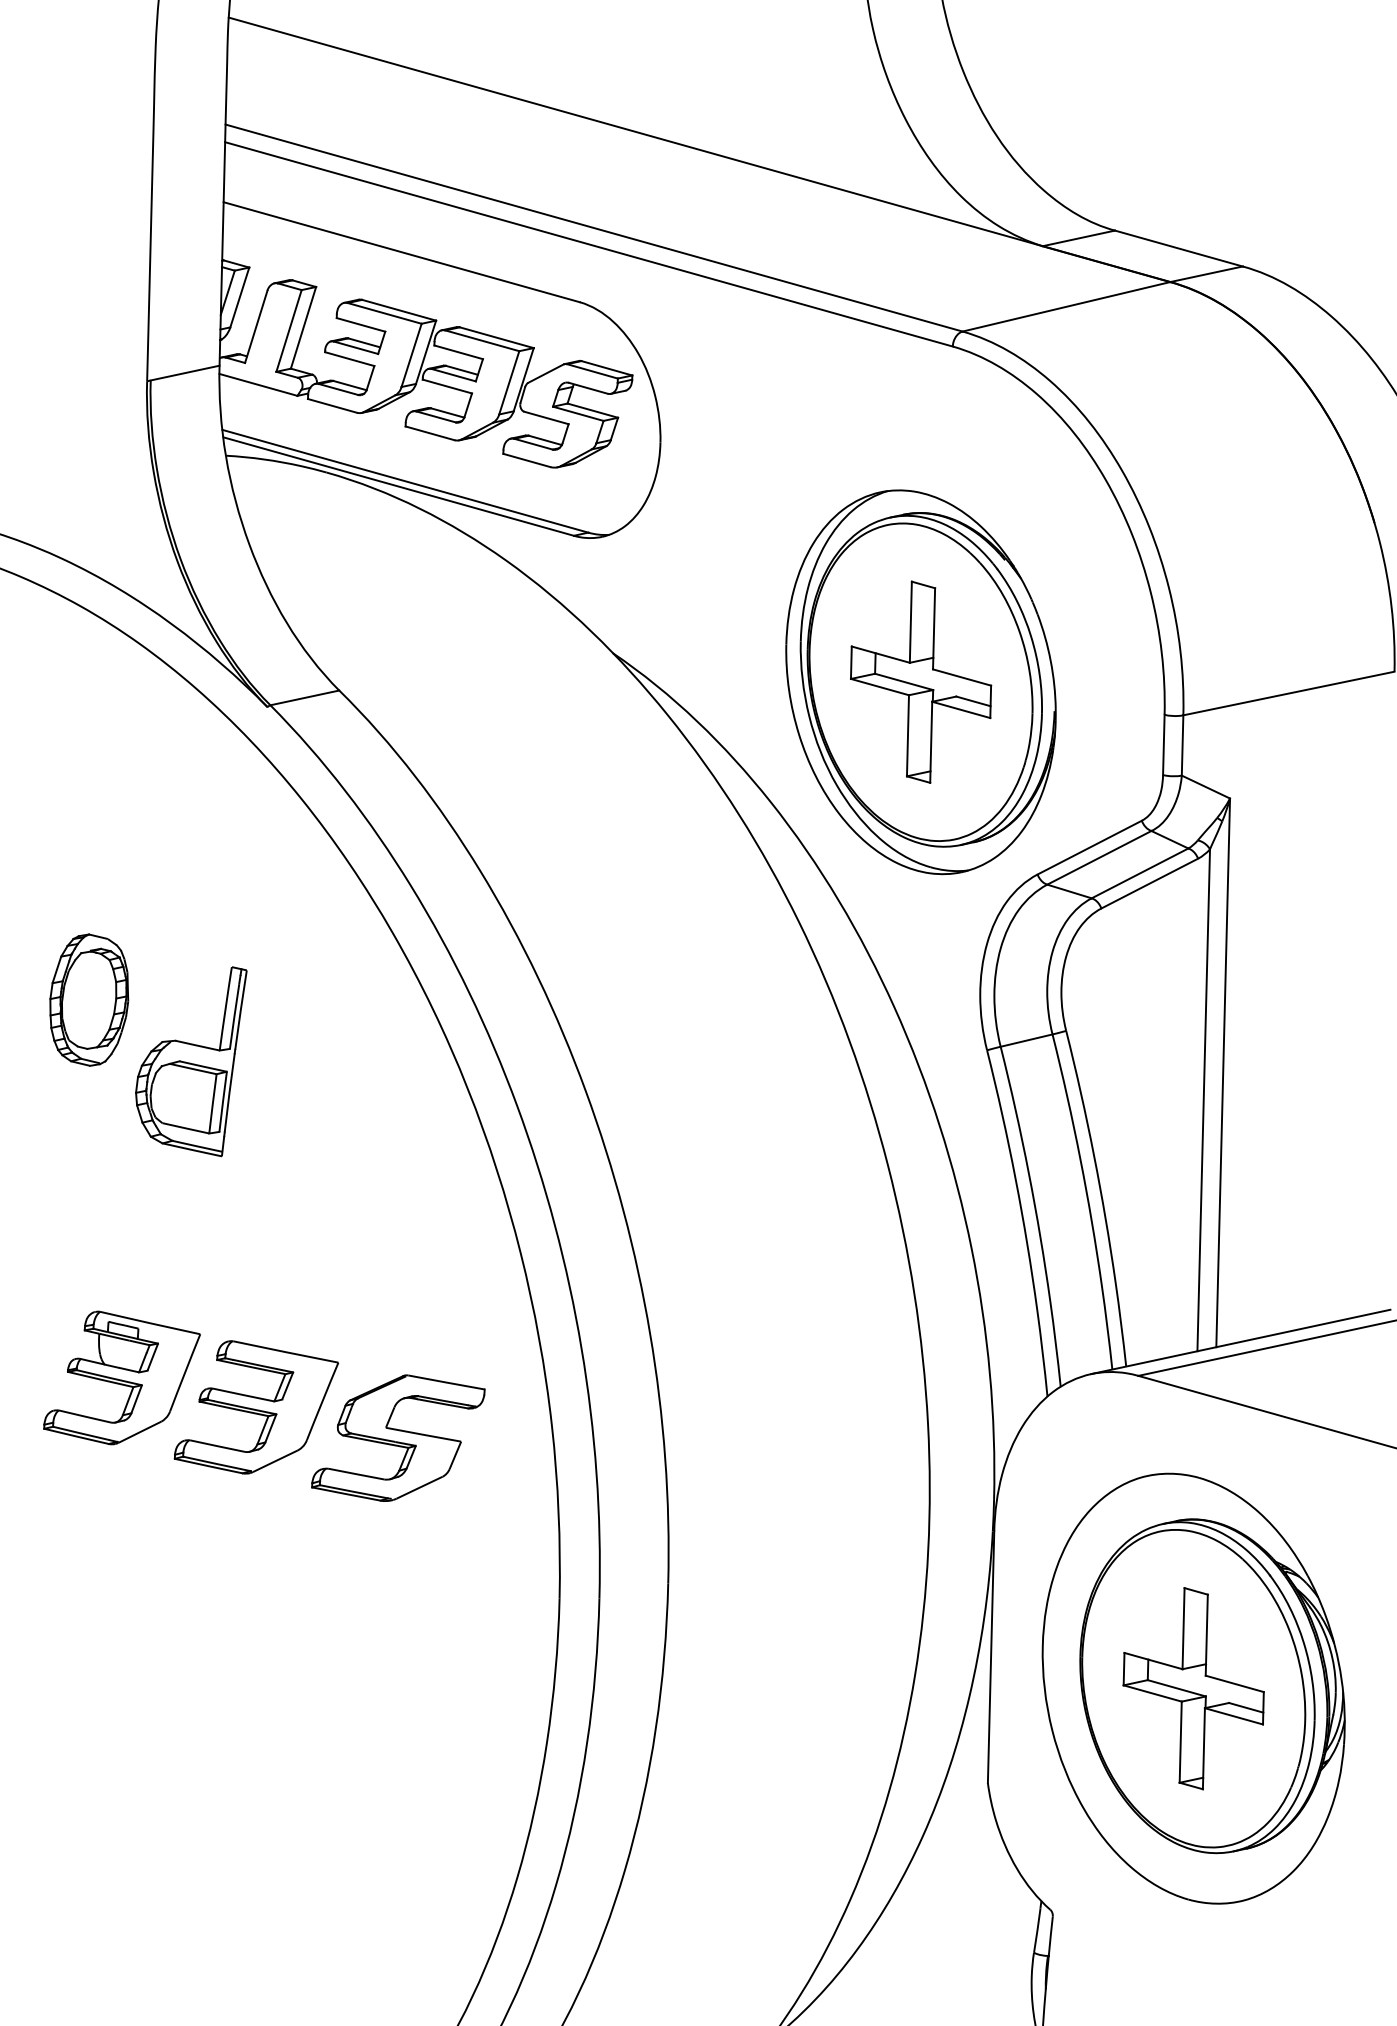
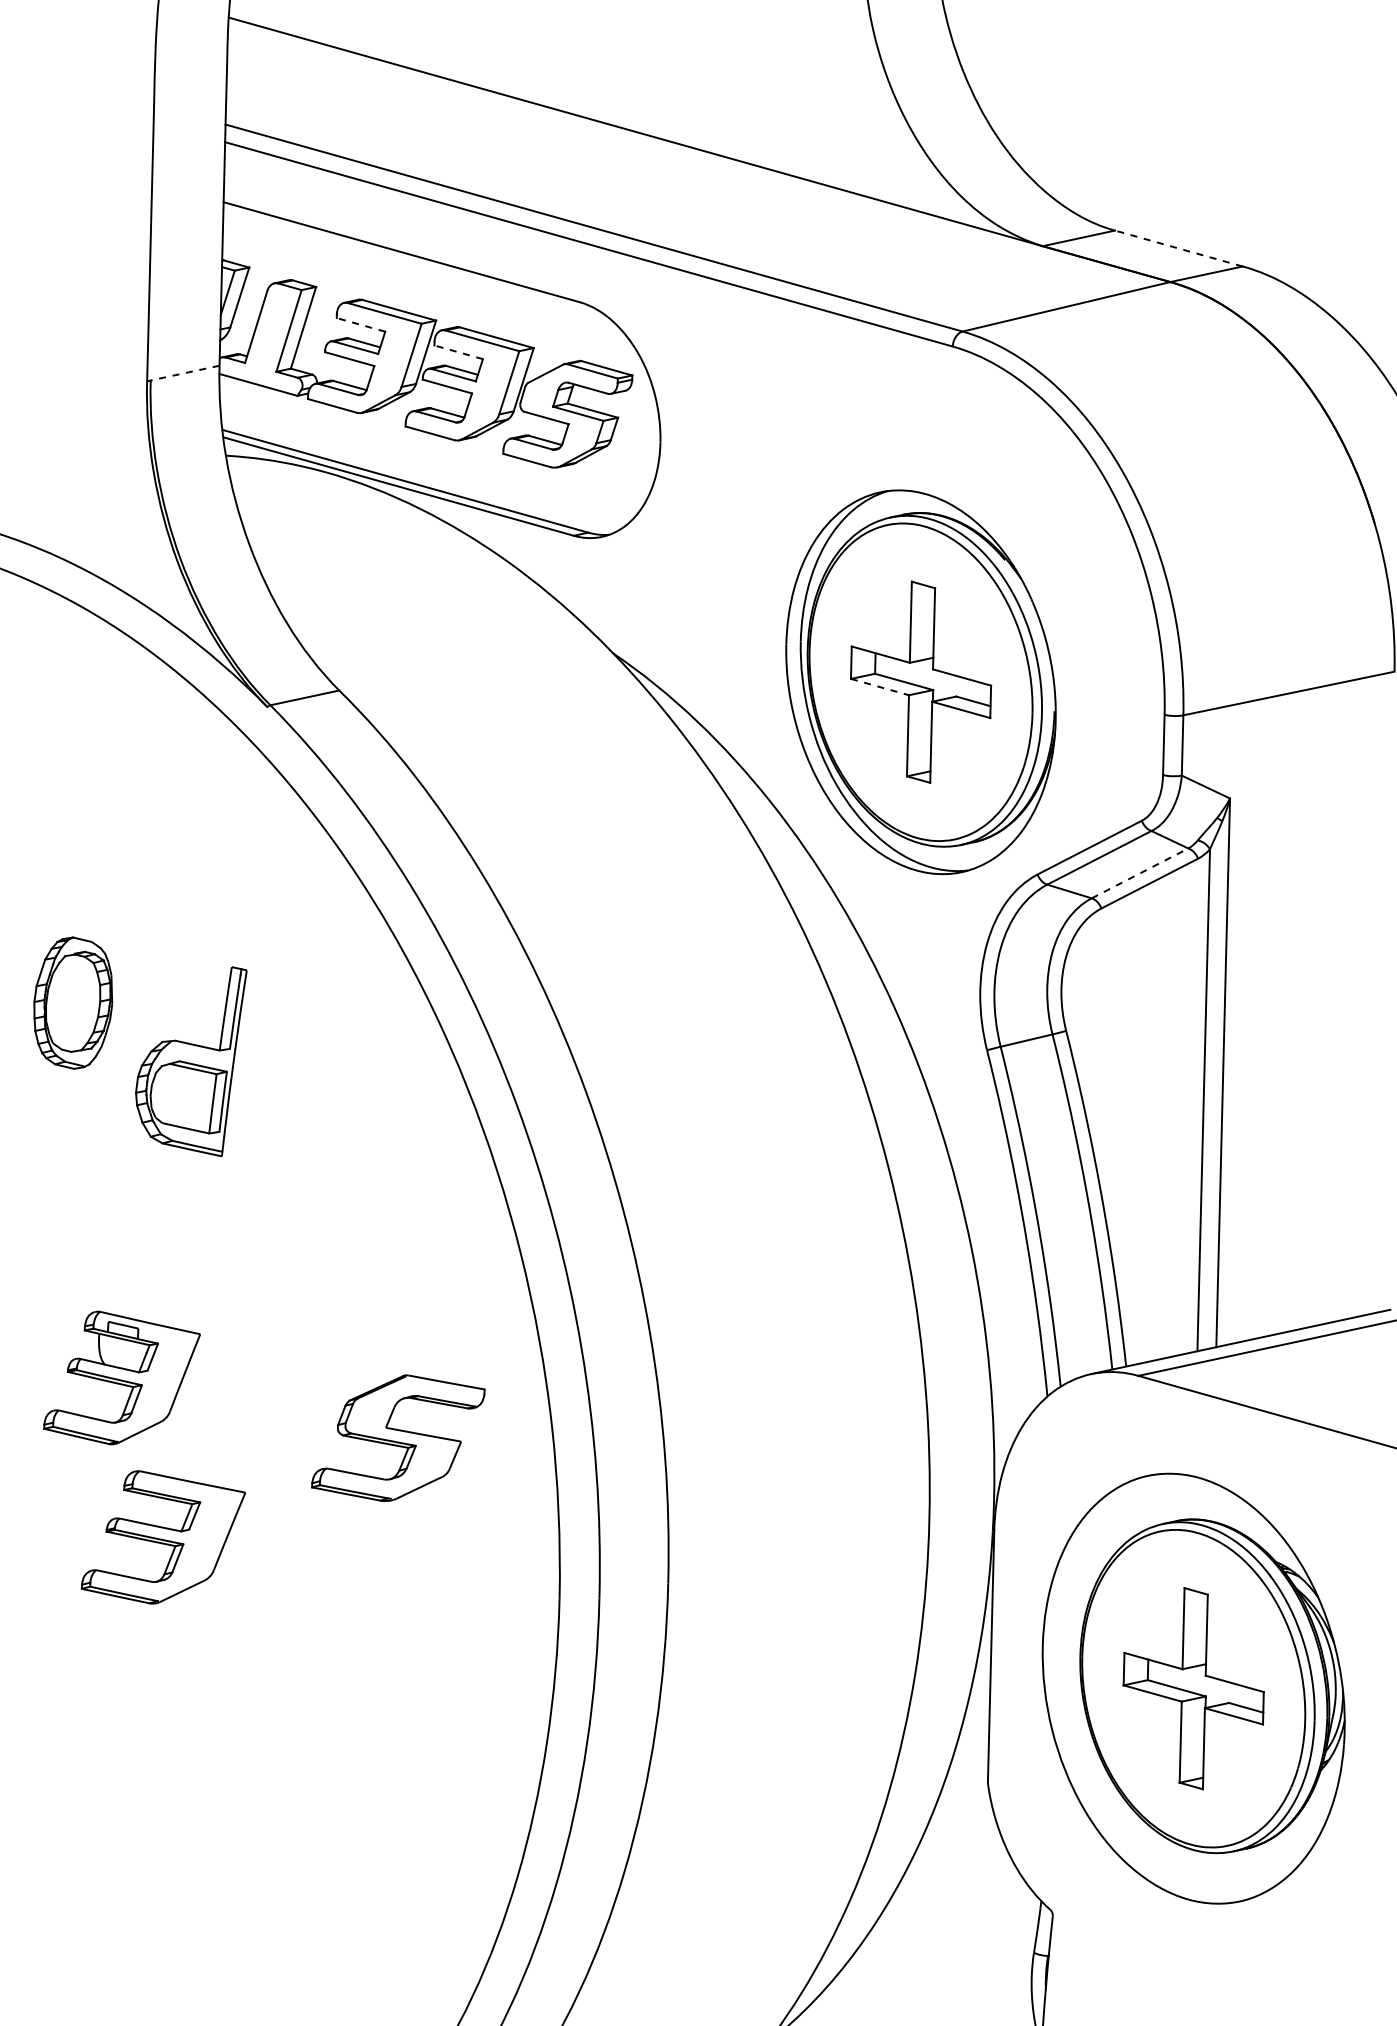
line: solid -> dashed (1178, 248)
line: solid -> dashed (360, 324)
line: solid -> dashed (458, 352)
line: solid -> dashed (184, 373)
line: solid -> dashed (880, 687)
line: solid -> dashed (1140, 873)
part position: (89, 999) -> (73, 1002) (73, 1002)
part position: (256, 1407) -> (163, 1537) (163, 1537)
